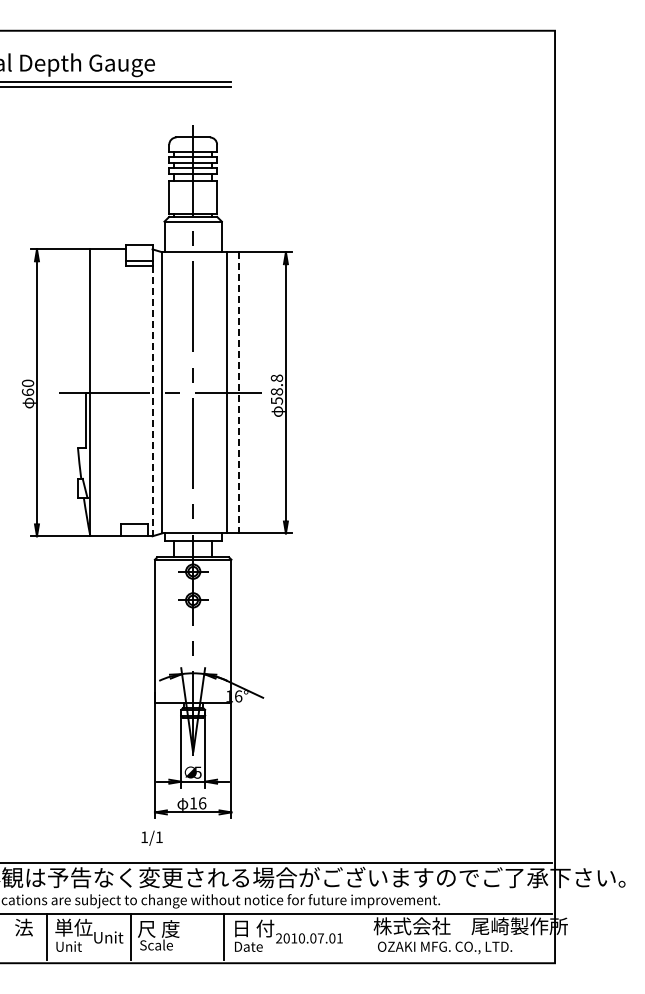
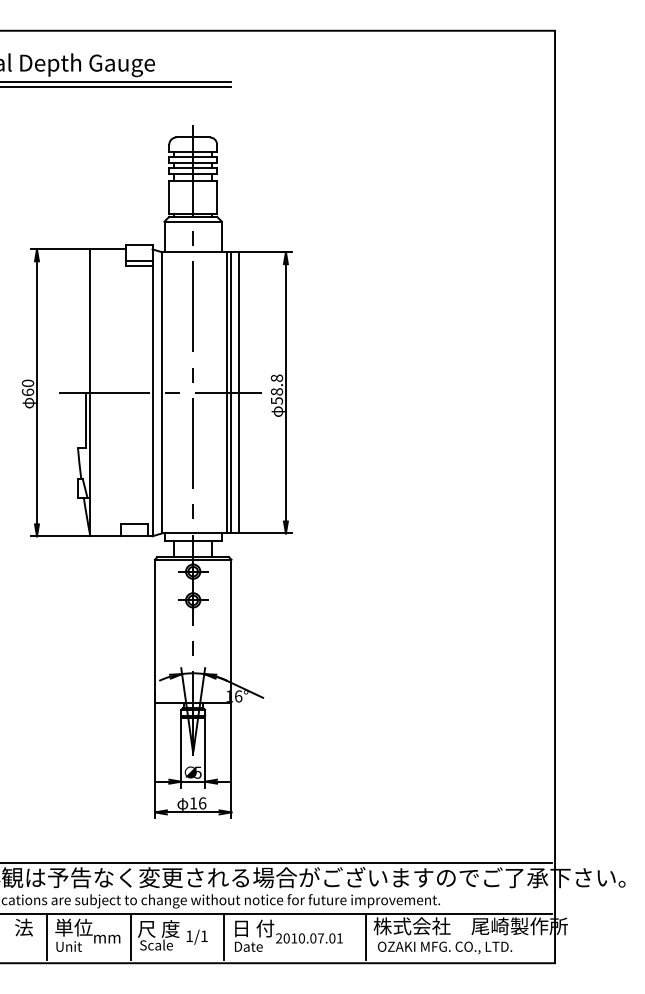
line: none -> present (231, 392)
line: dashed -> solid (238, 392)
line: dashed -> solid (152, 401)
text position: (151, 837) -> (196, 936) (196, 936)
text: Unit -> mm (108, 937)
line: none -> present (366, 937)
